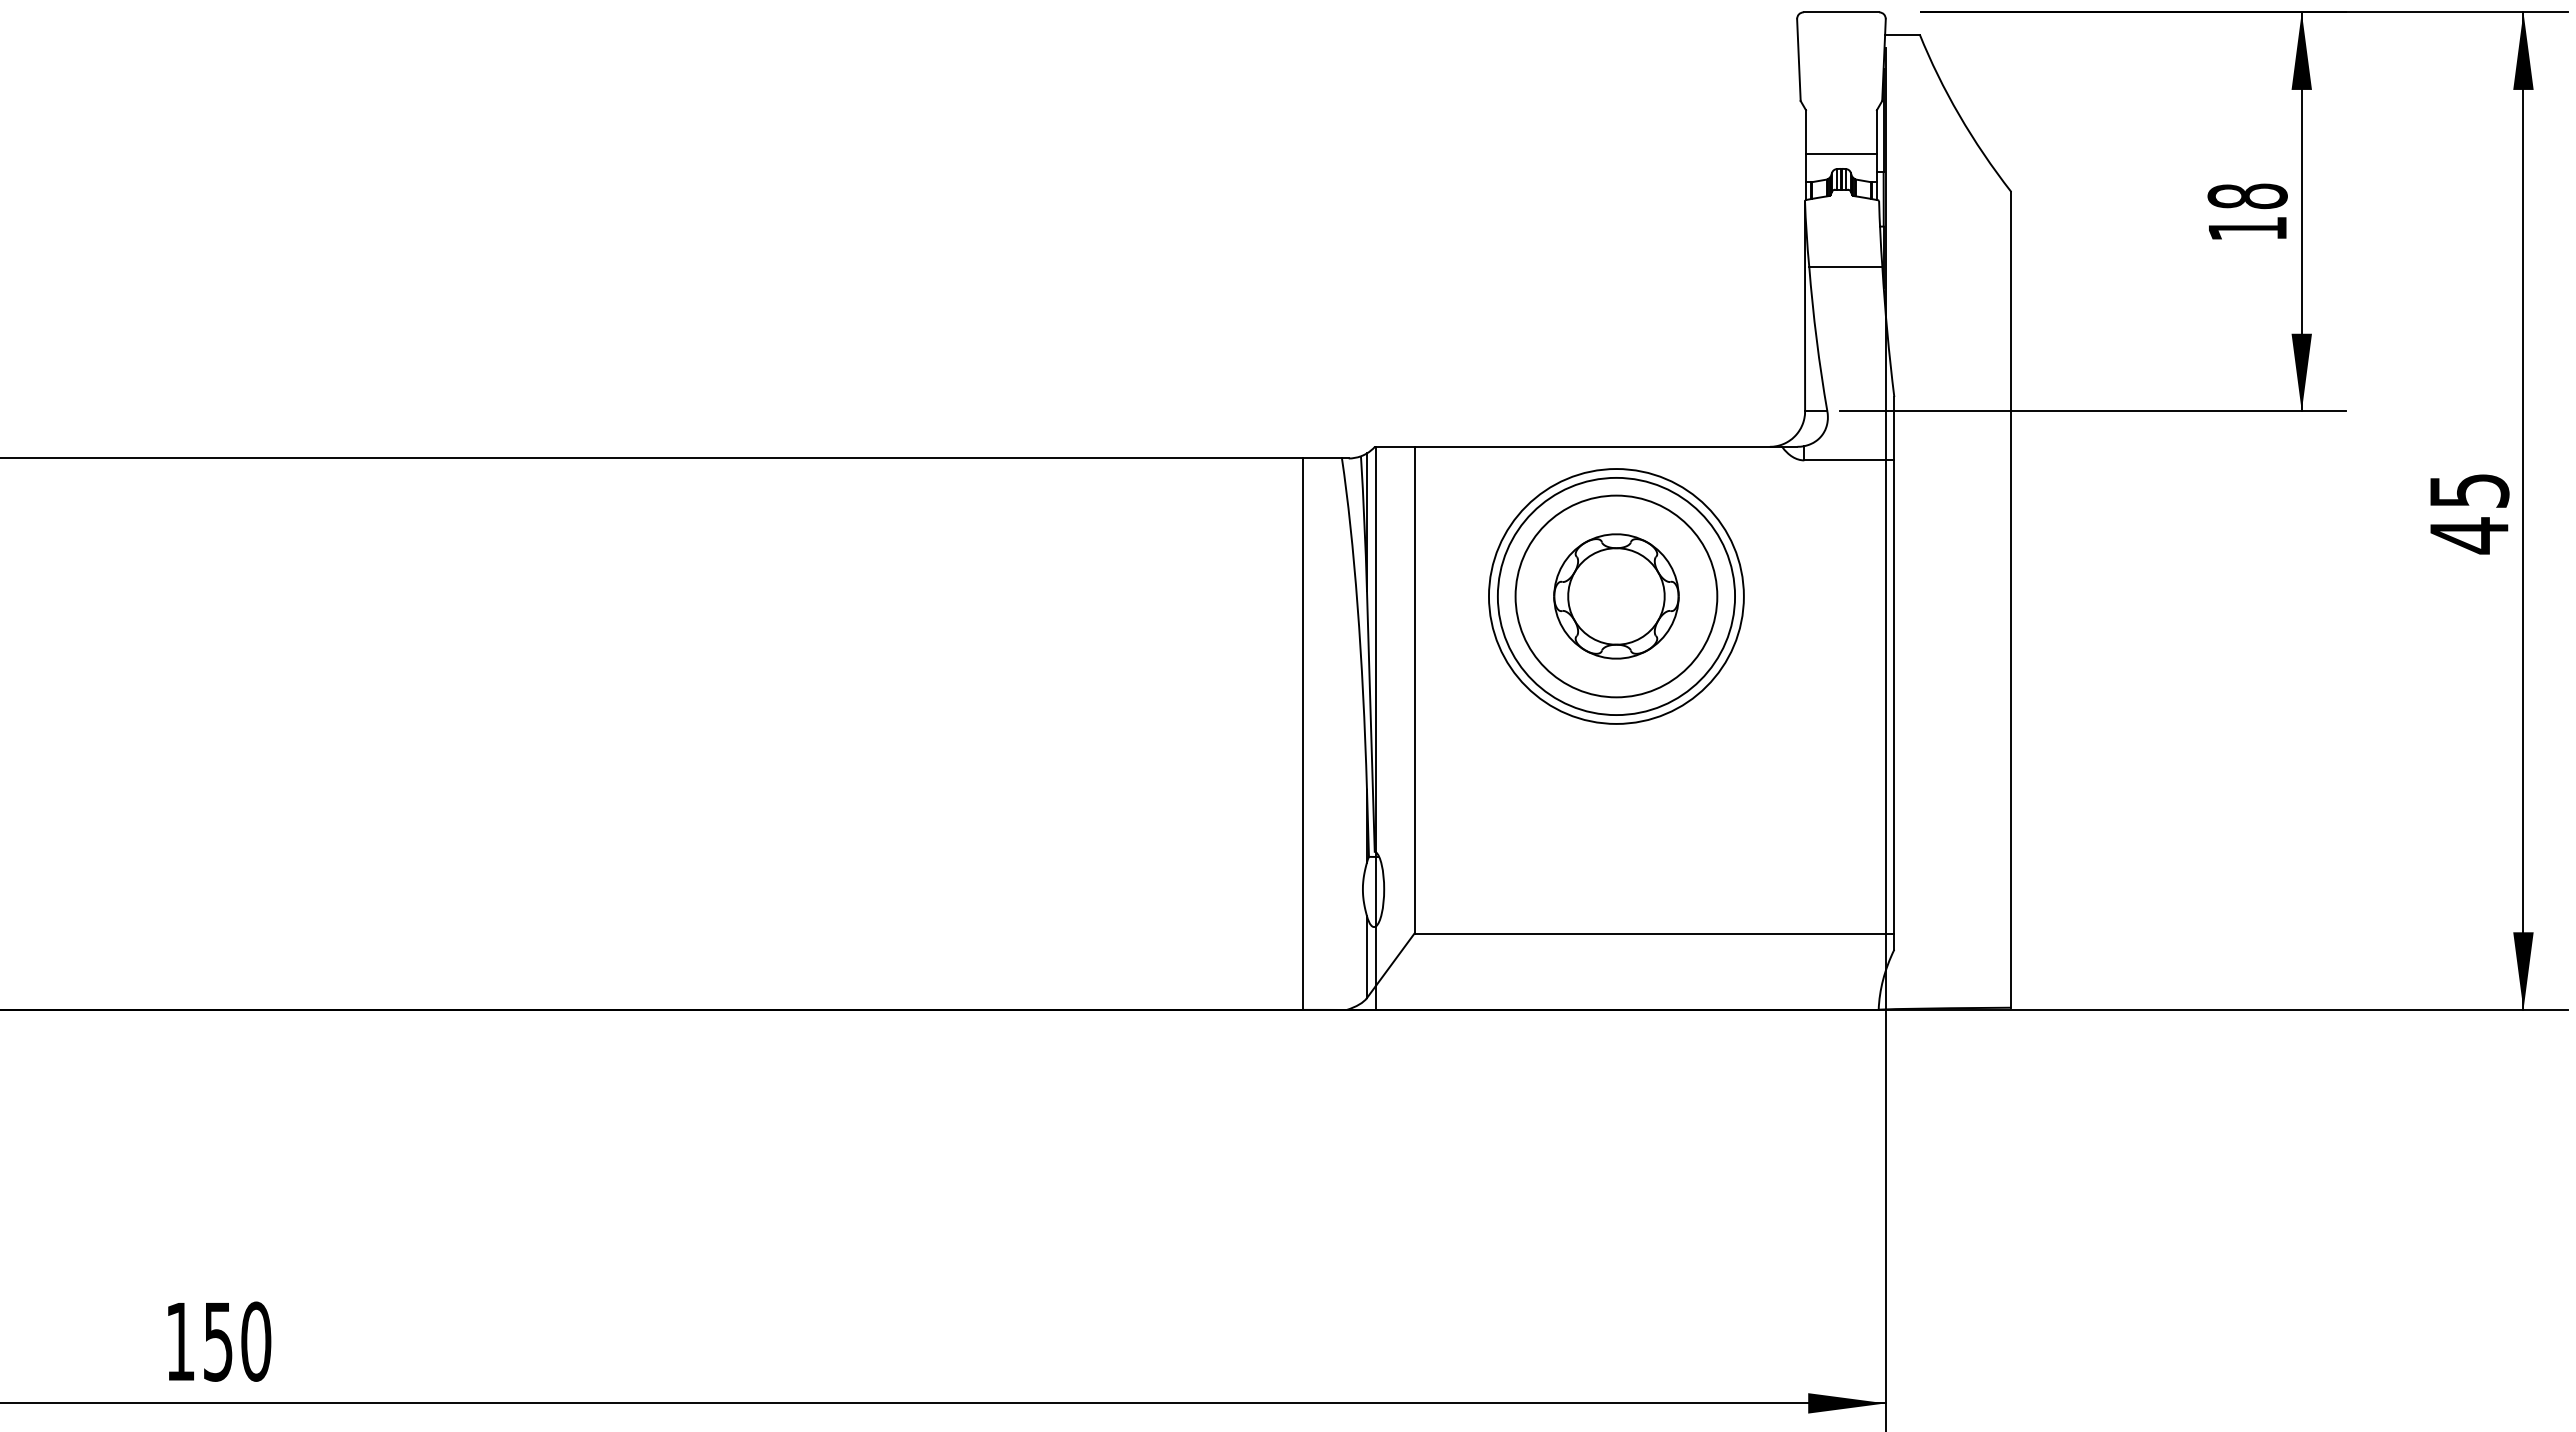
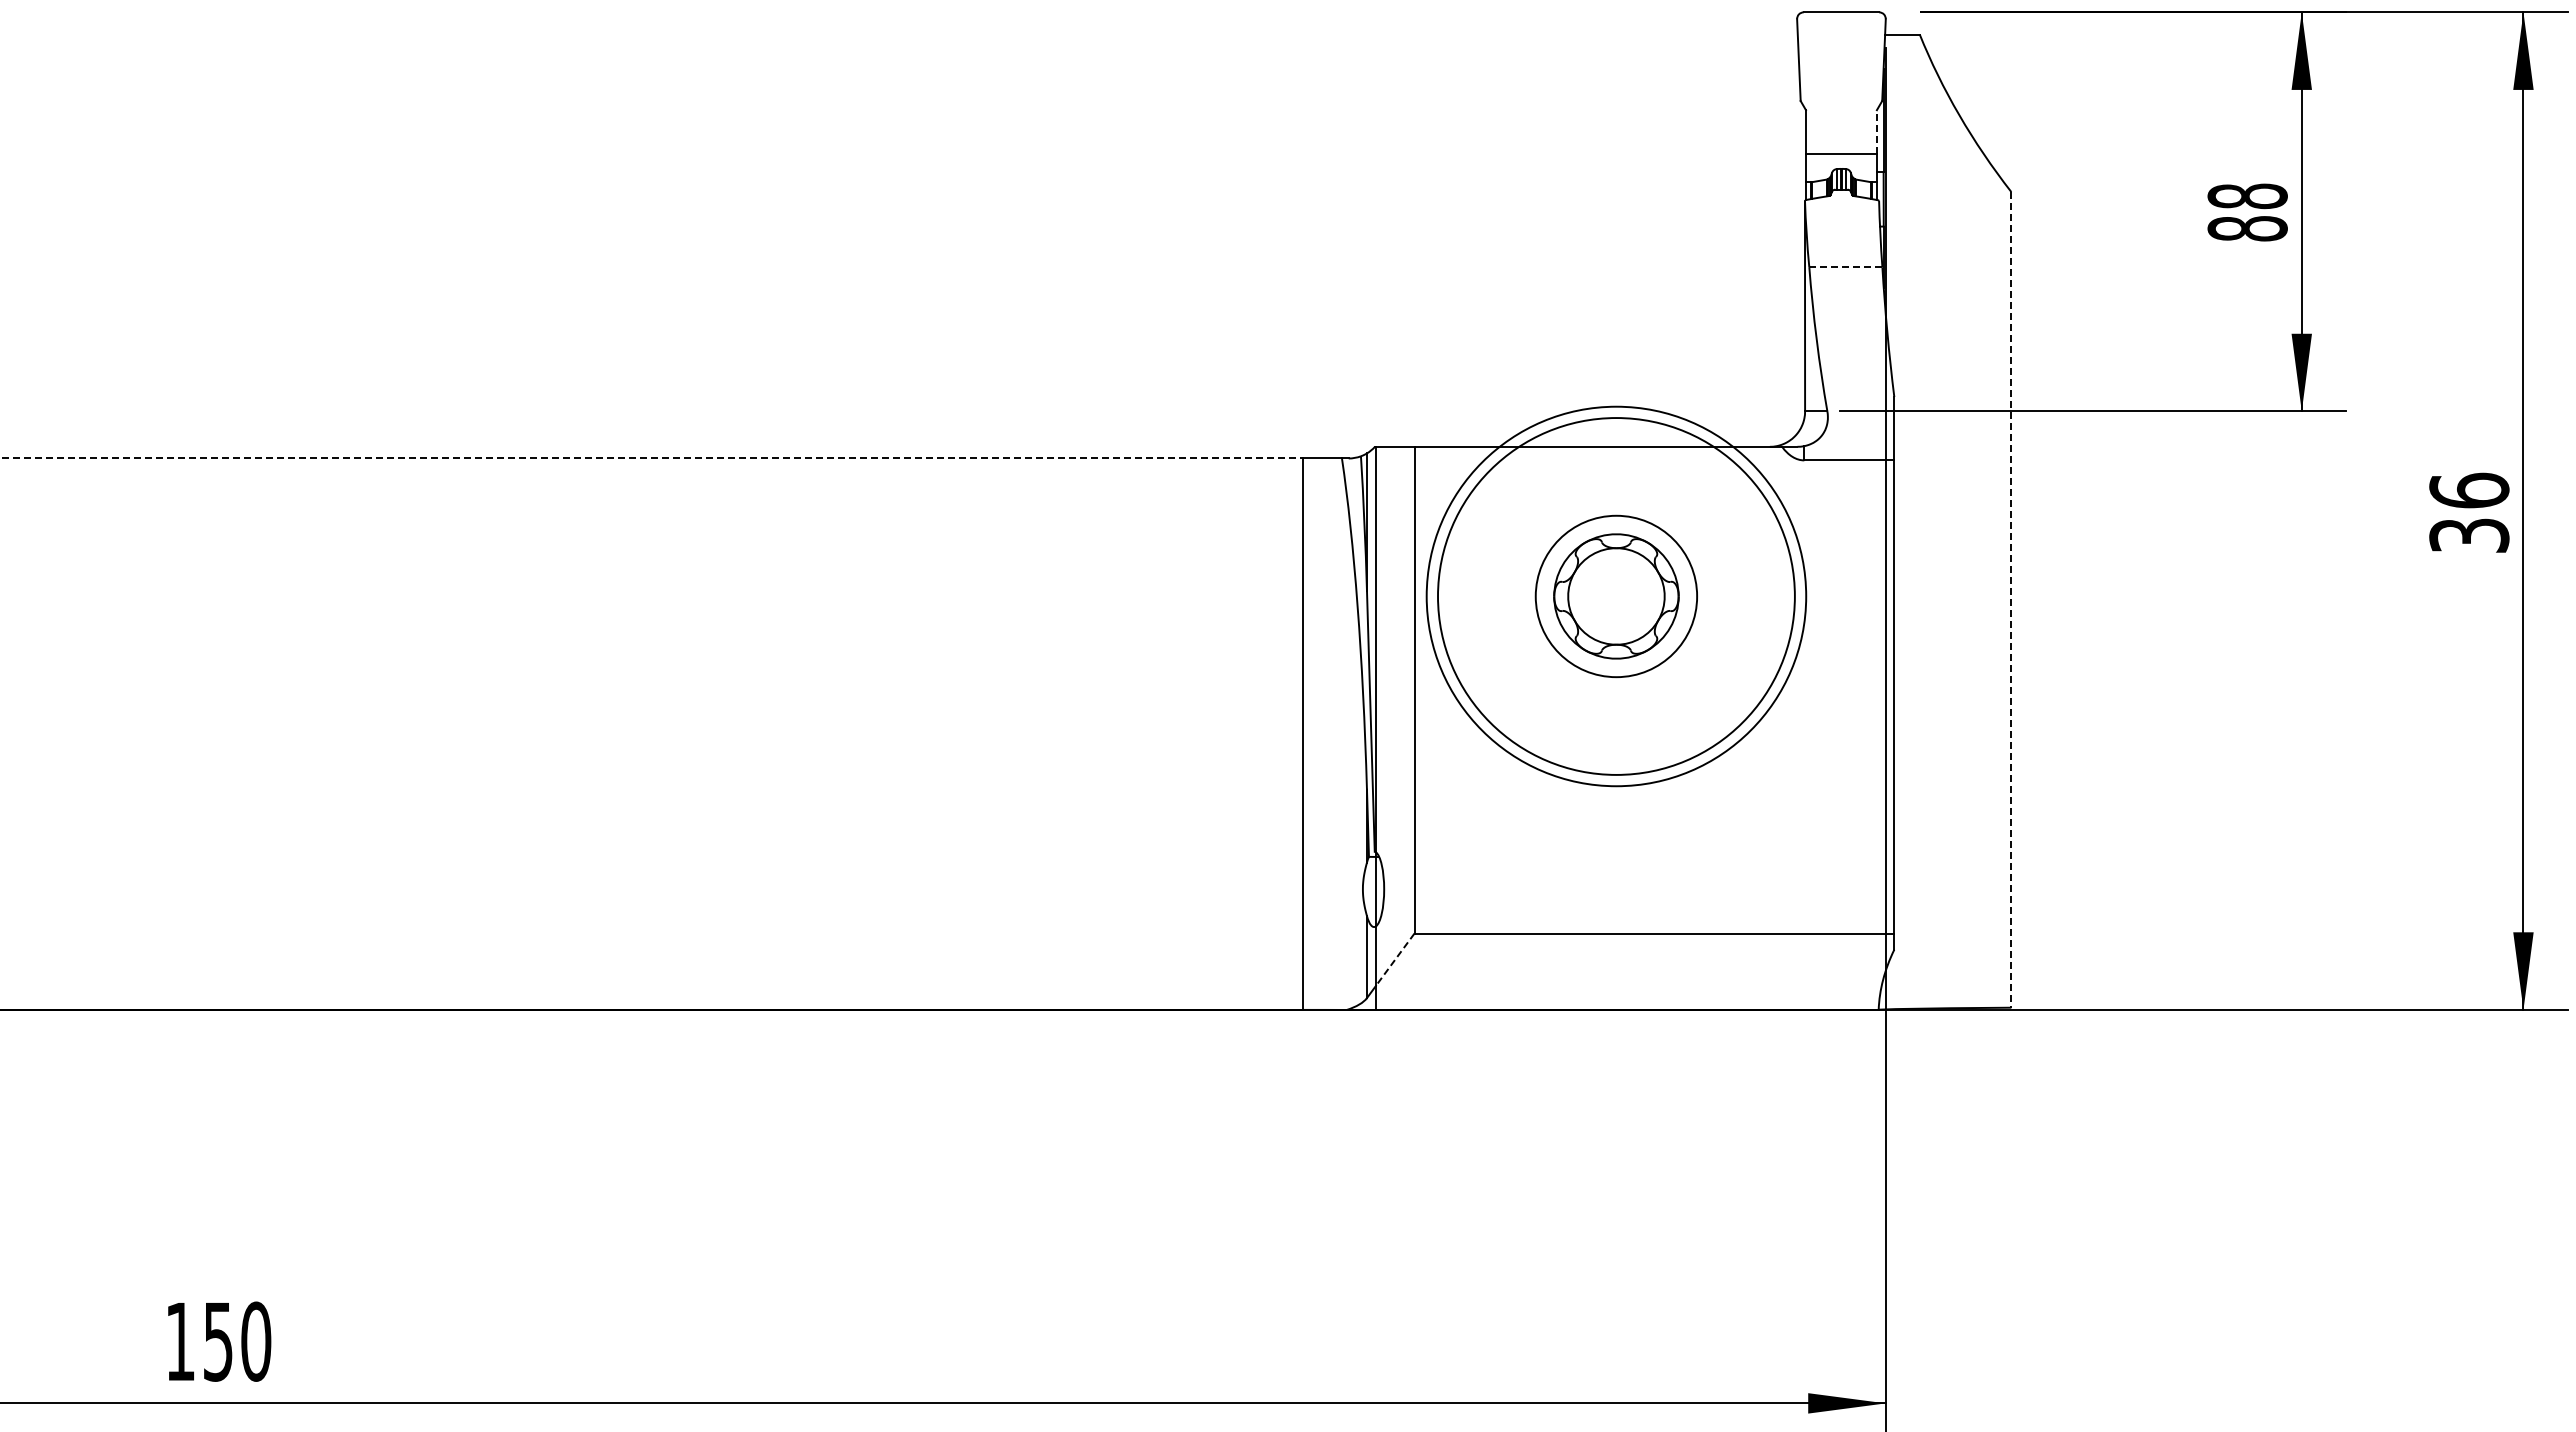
line: solid -> dashed (1876, 131)
text: 18 -> 88 (2247, 228)
line: solid -> dashed (1845, 267)
line: solid -> dashed (651, 458)
text: 45 -> 36 (2469, 513)
circle diameter: 255 px -> 357 px (1616, 596)
circle diameter: 202 px -> 161 px (1616, 596)
circle diameter: 237 px -> 380 px (1616, 596)
line: solid -> dashed (2011, 599)
line: solid -> dashed (1395, 959)
